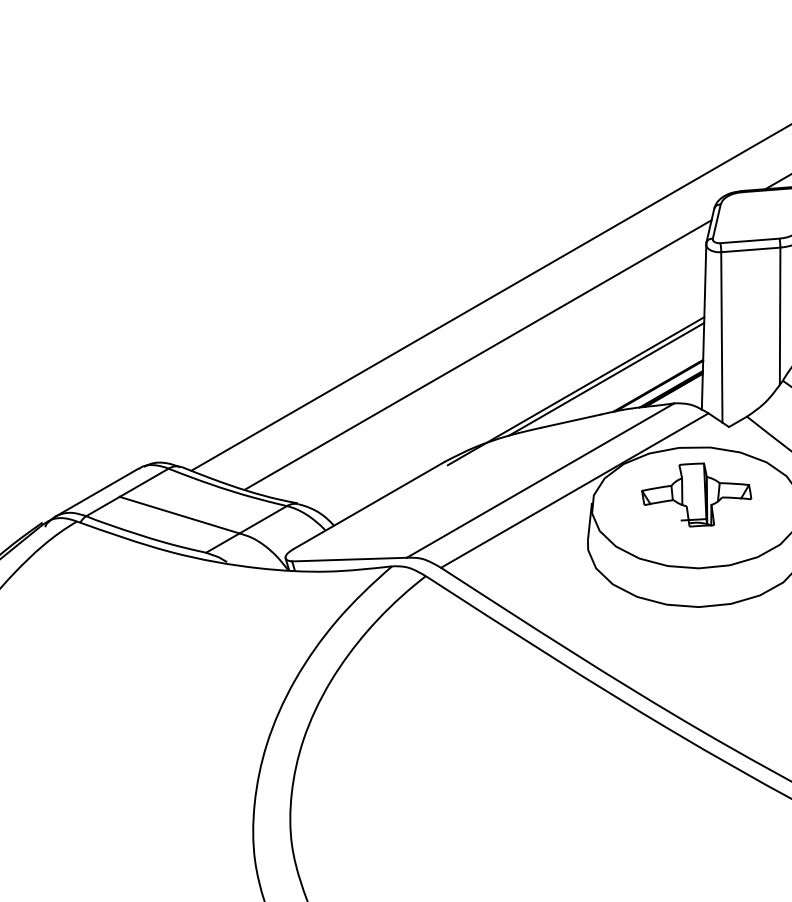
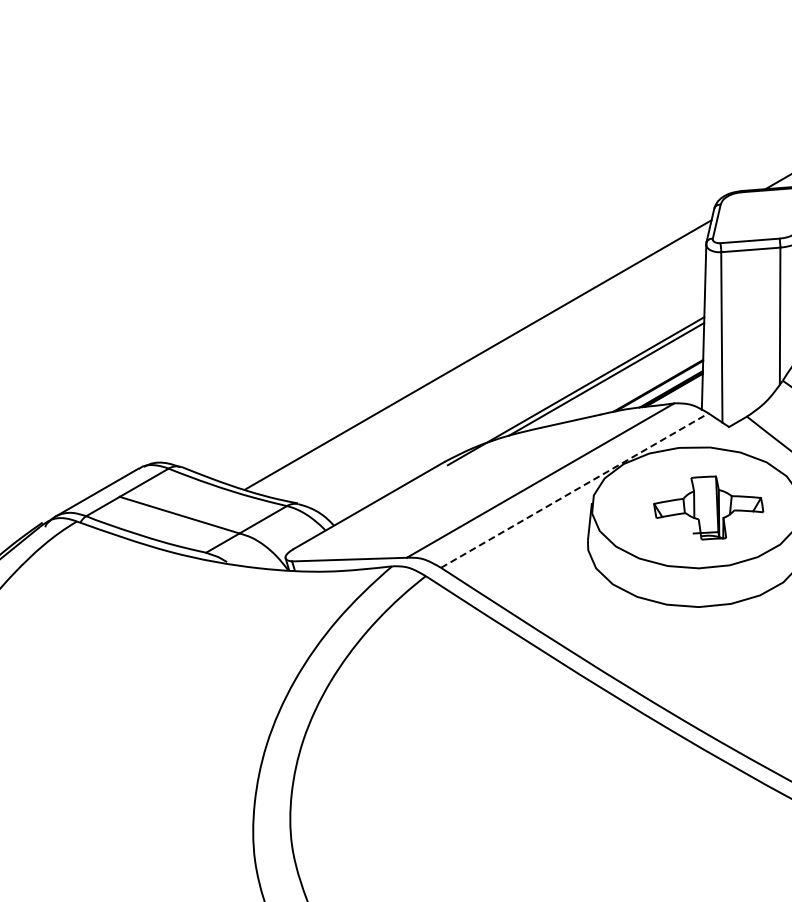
line: present -> none (489, 298)
line: solid -> dashed (575, 490)
part position: (696, 494) -> (708, 507) (708, 507)
